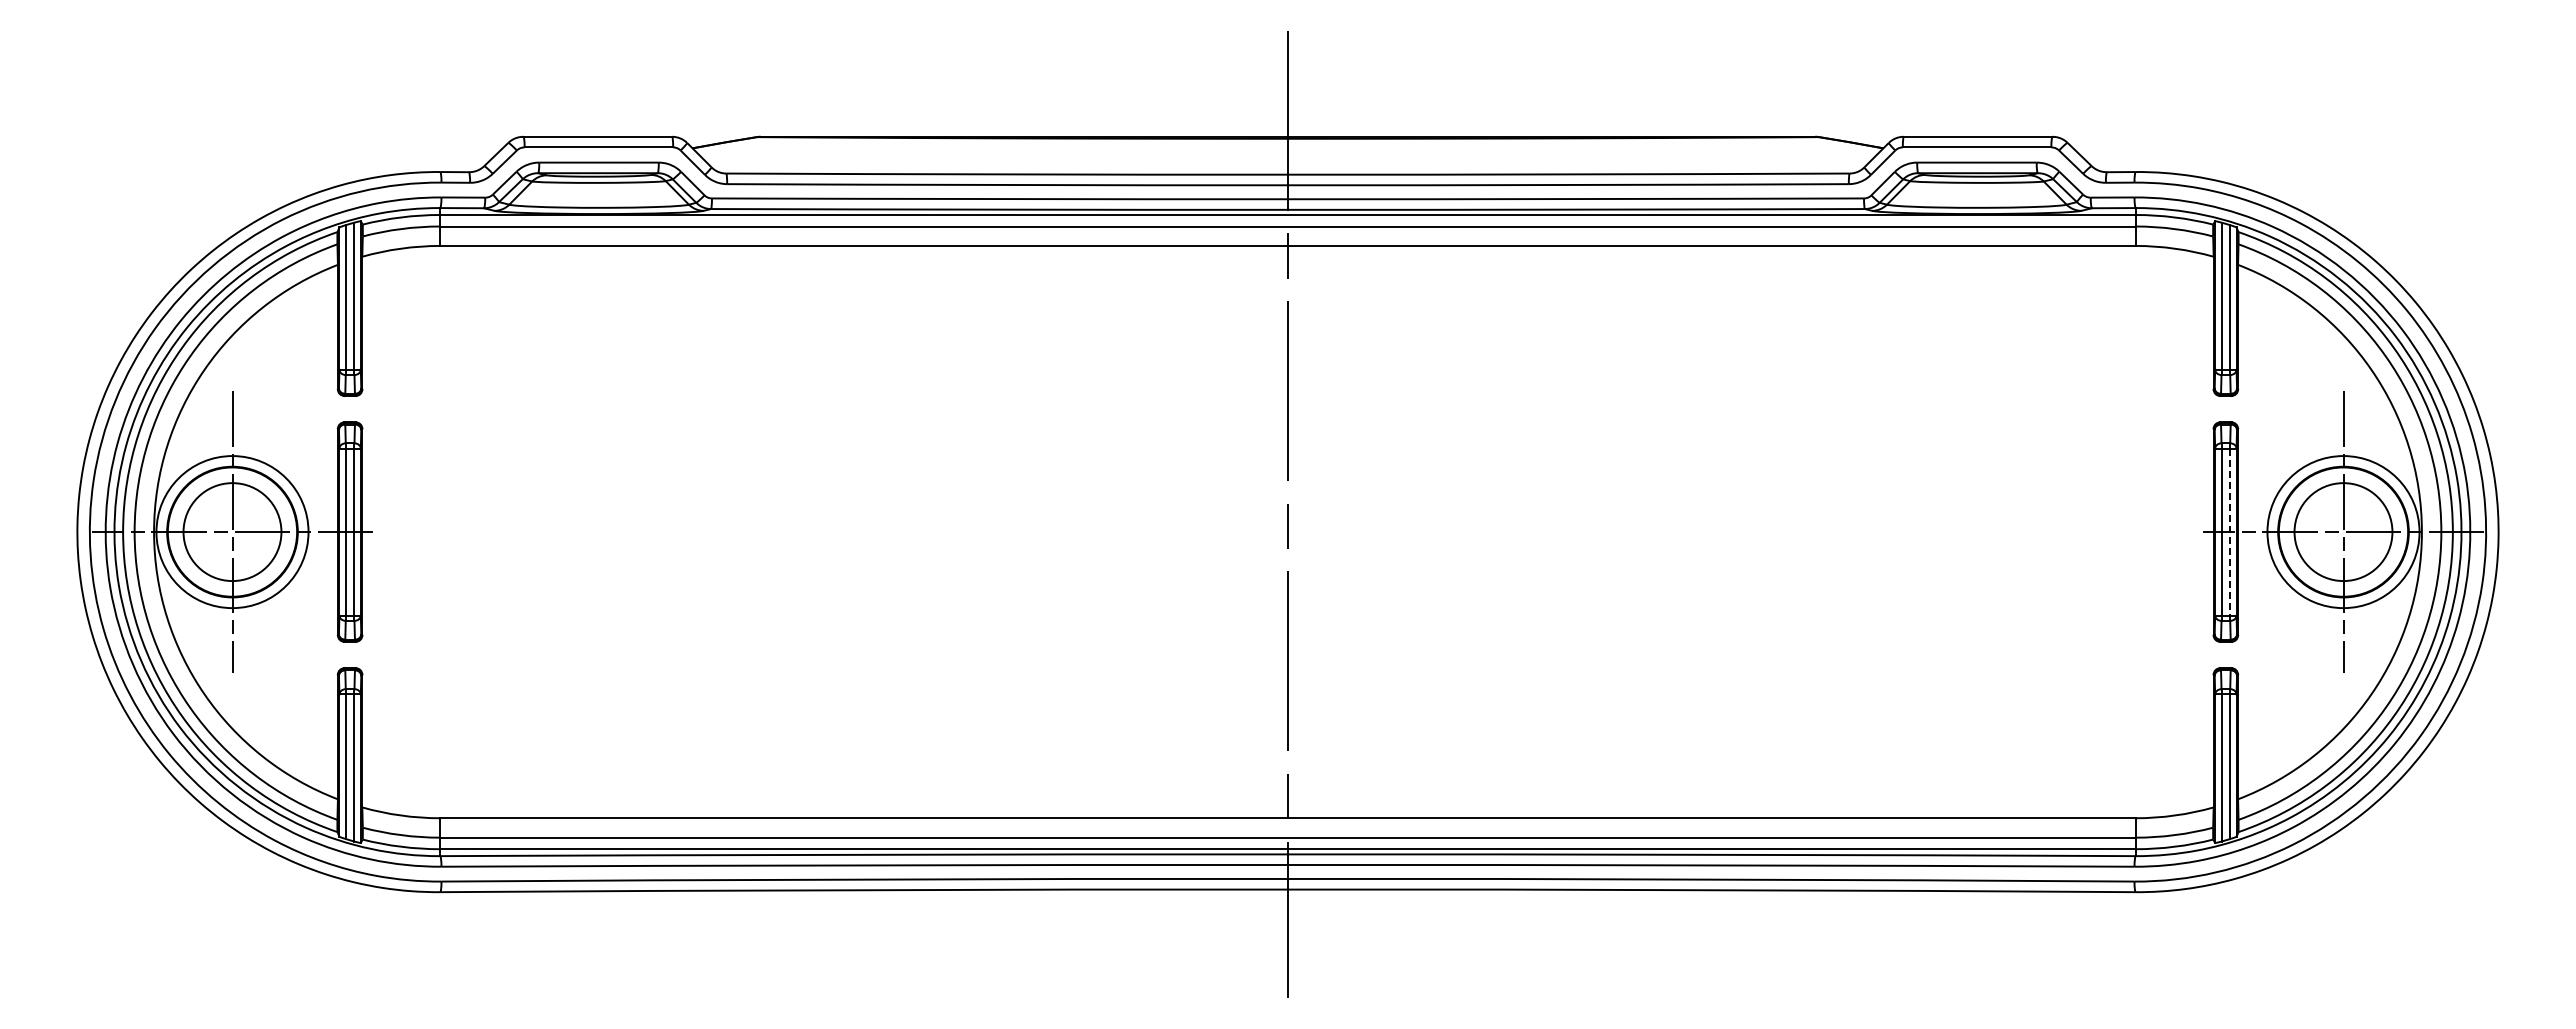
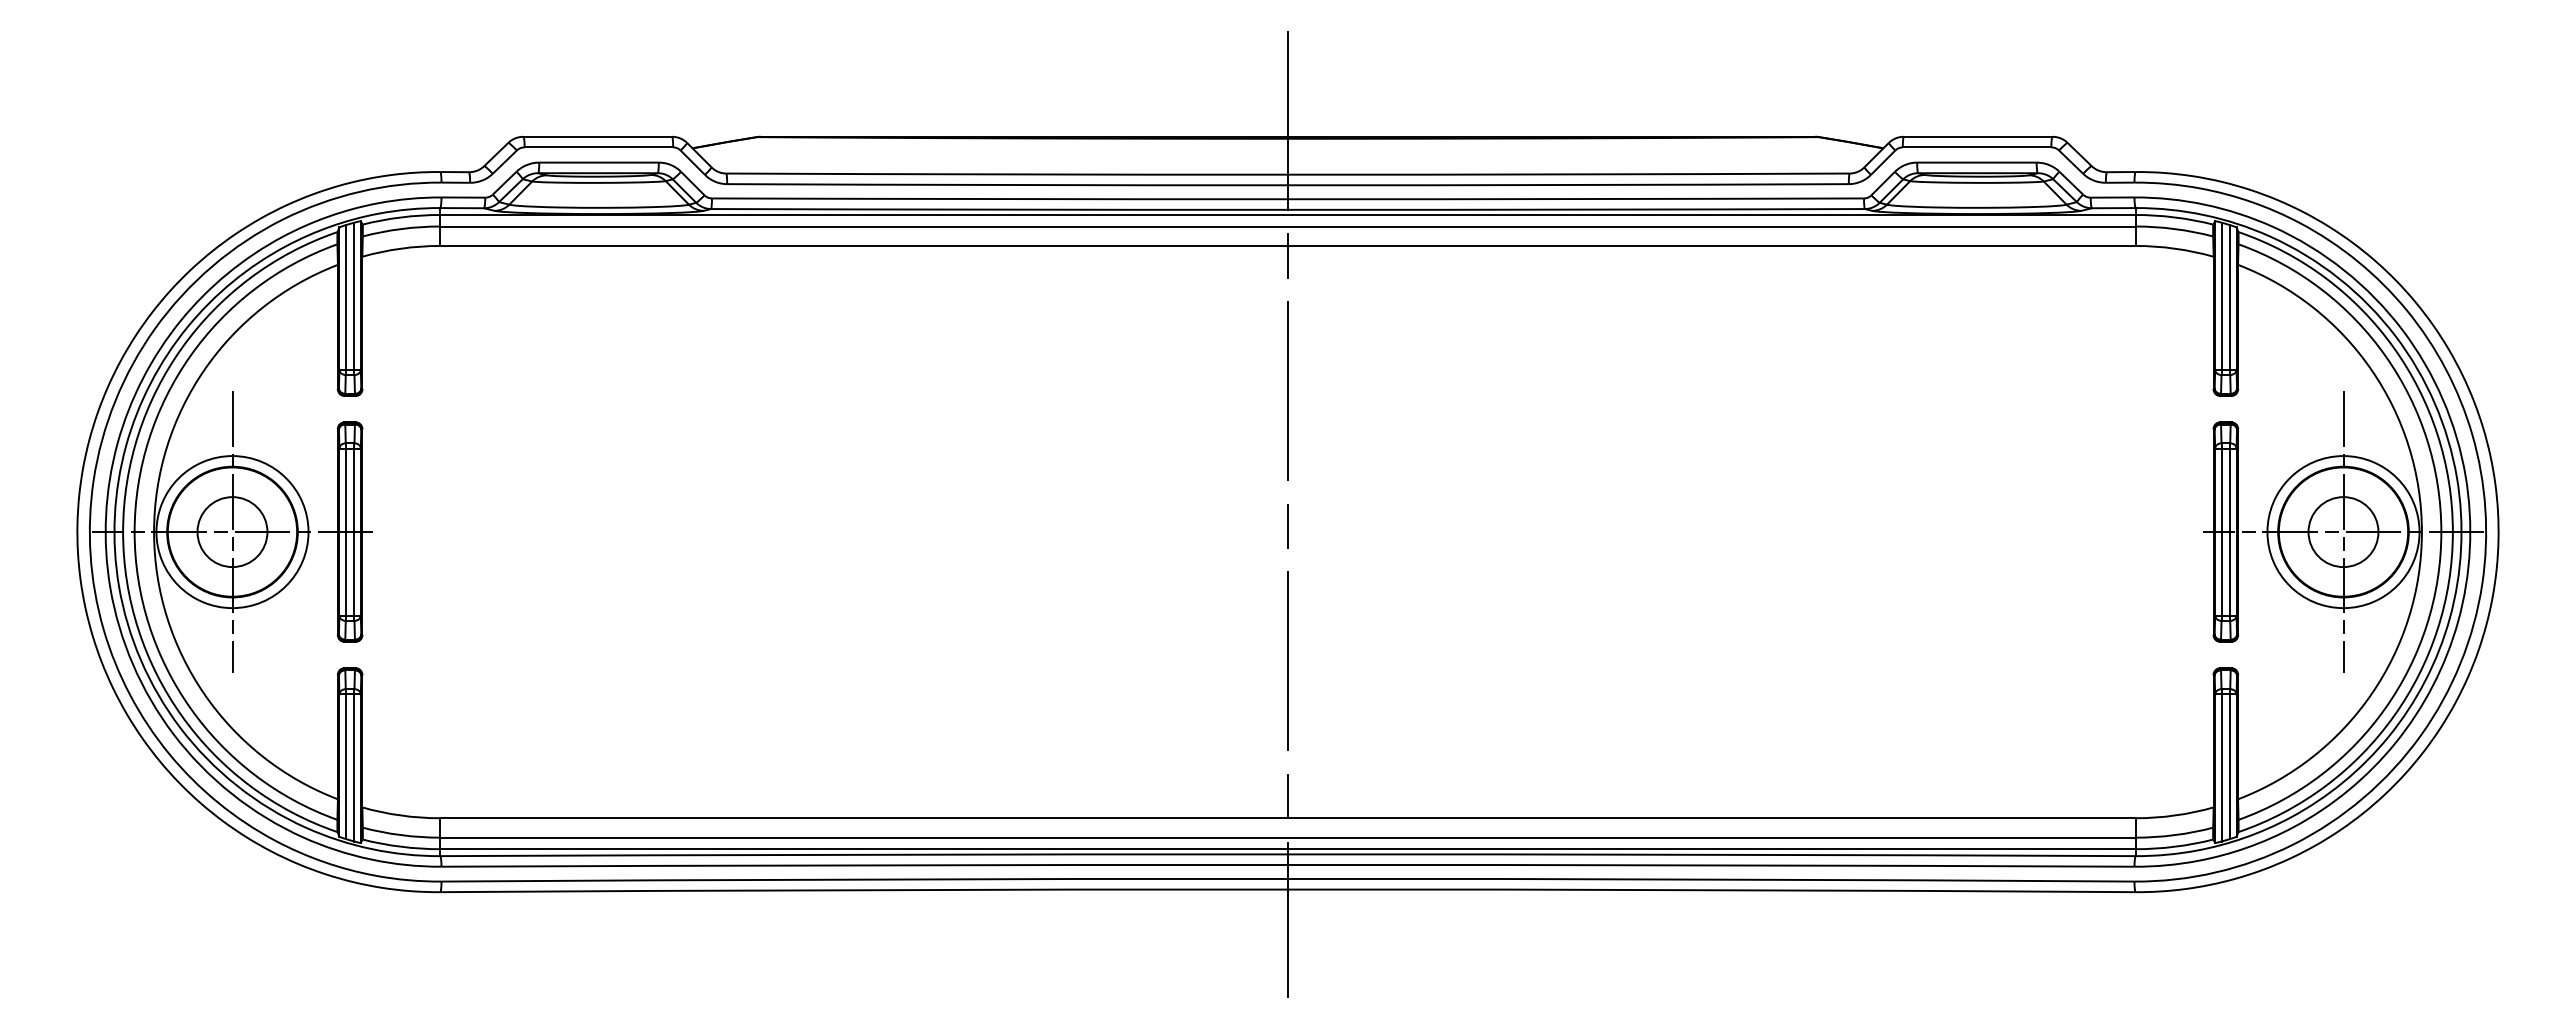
circle diameter: 98 px -> 70 px (232, 532)
line: dashed -> solid (2230, 532)
circle diameter: 98 px -> 70 px (2343, 532)
